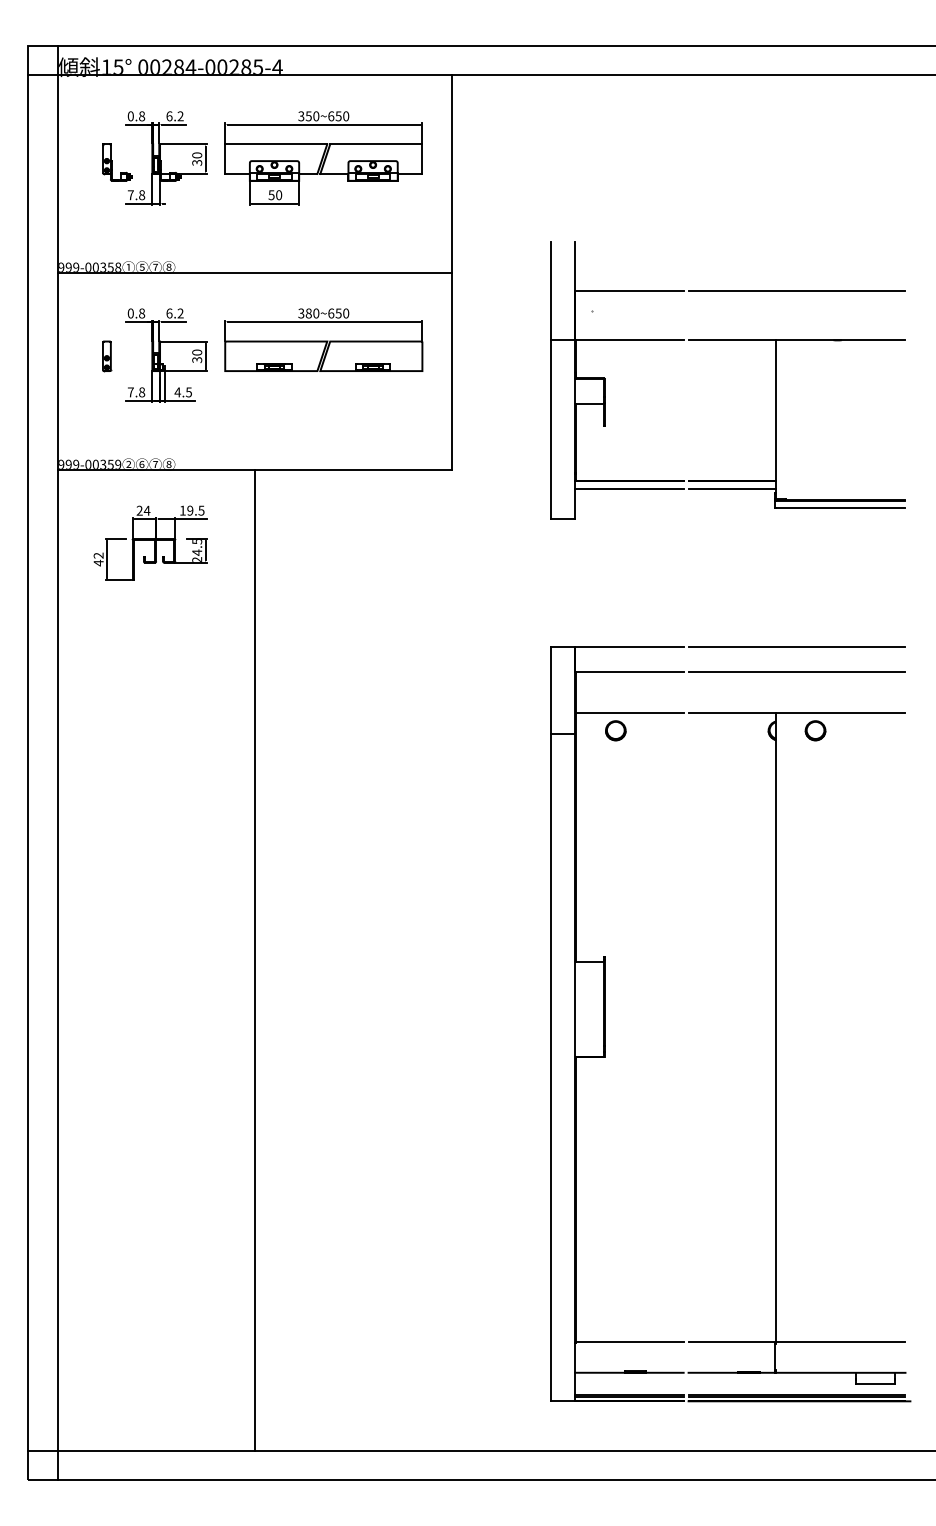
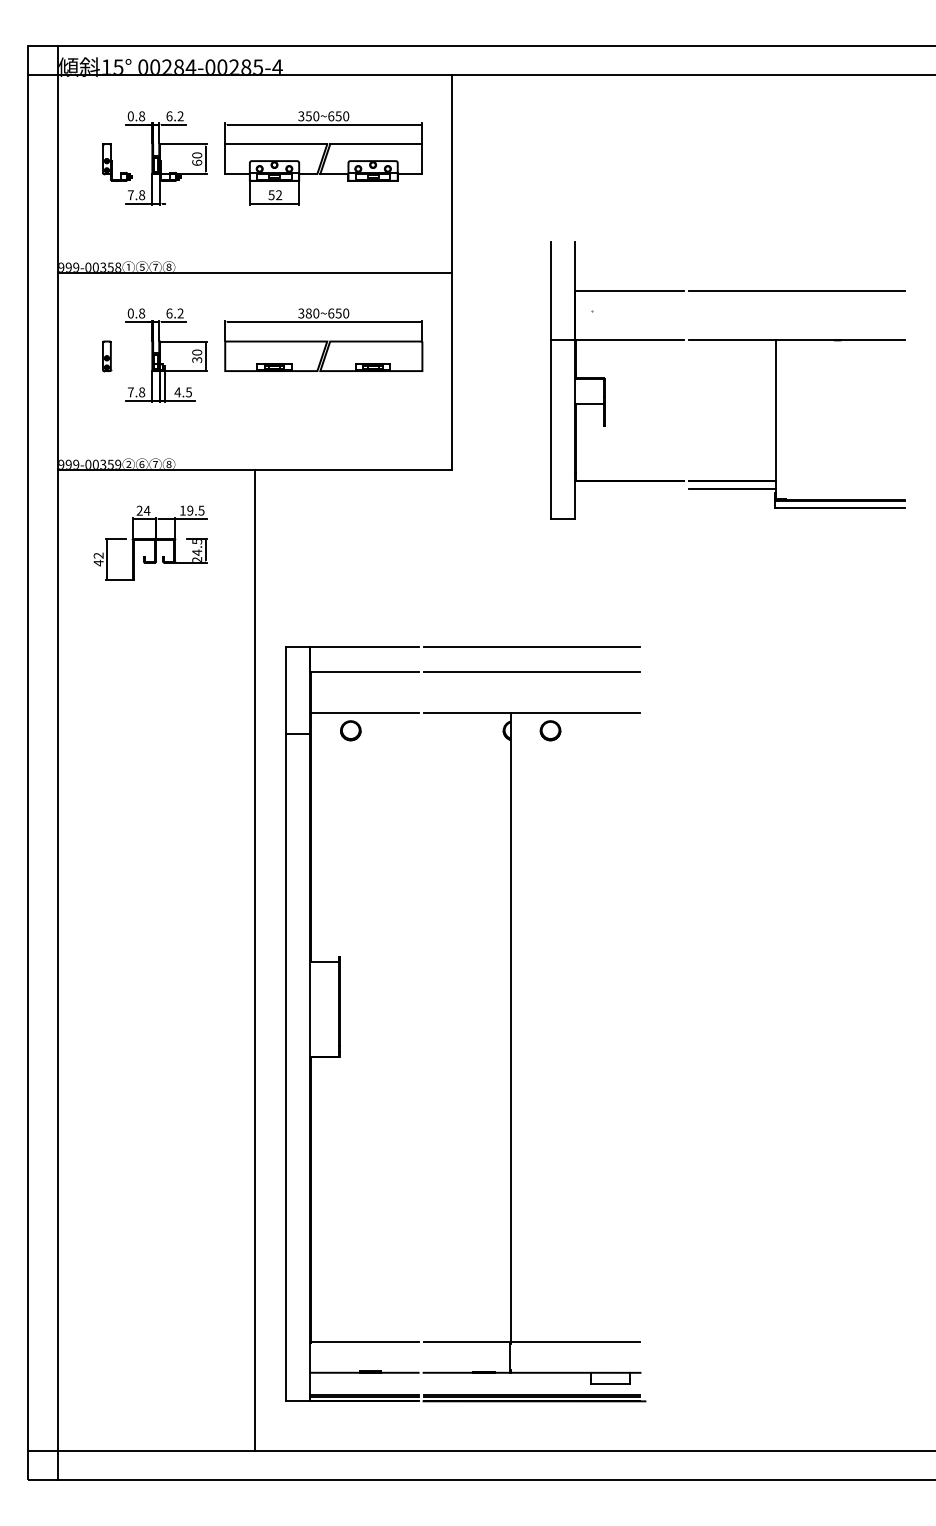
text: 30 -> 60 (197, 162)
text: 50 -> 52 (279, 195)
line: present -> none (629, 488)
part position: (775, 1024) -> (510, 1024) (510, 1024)
